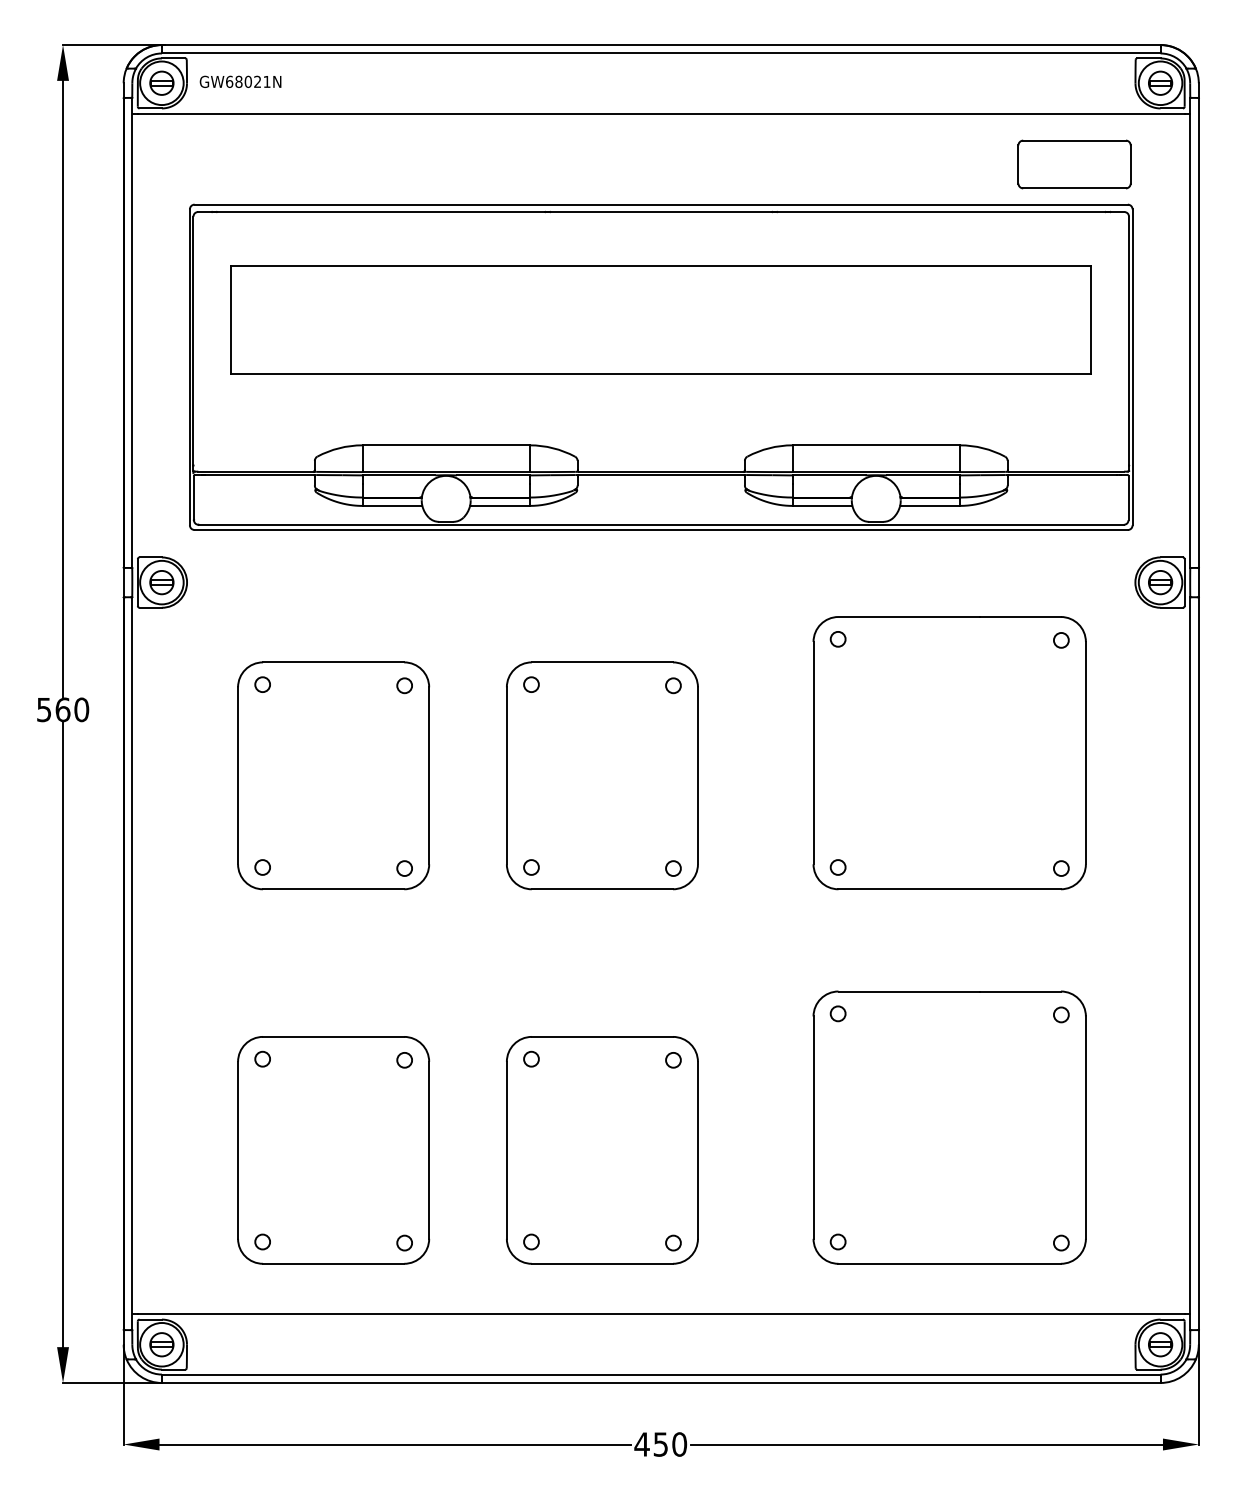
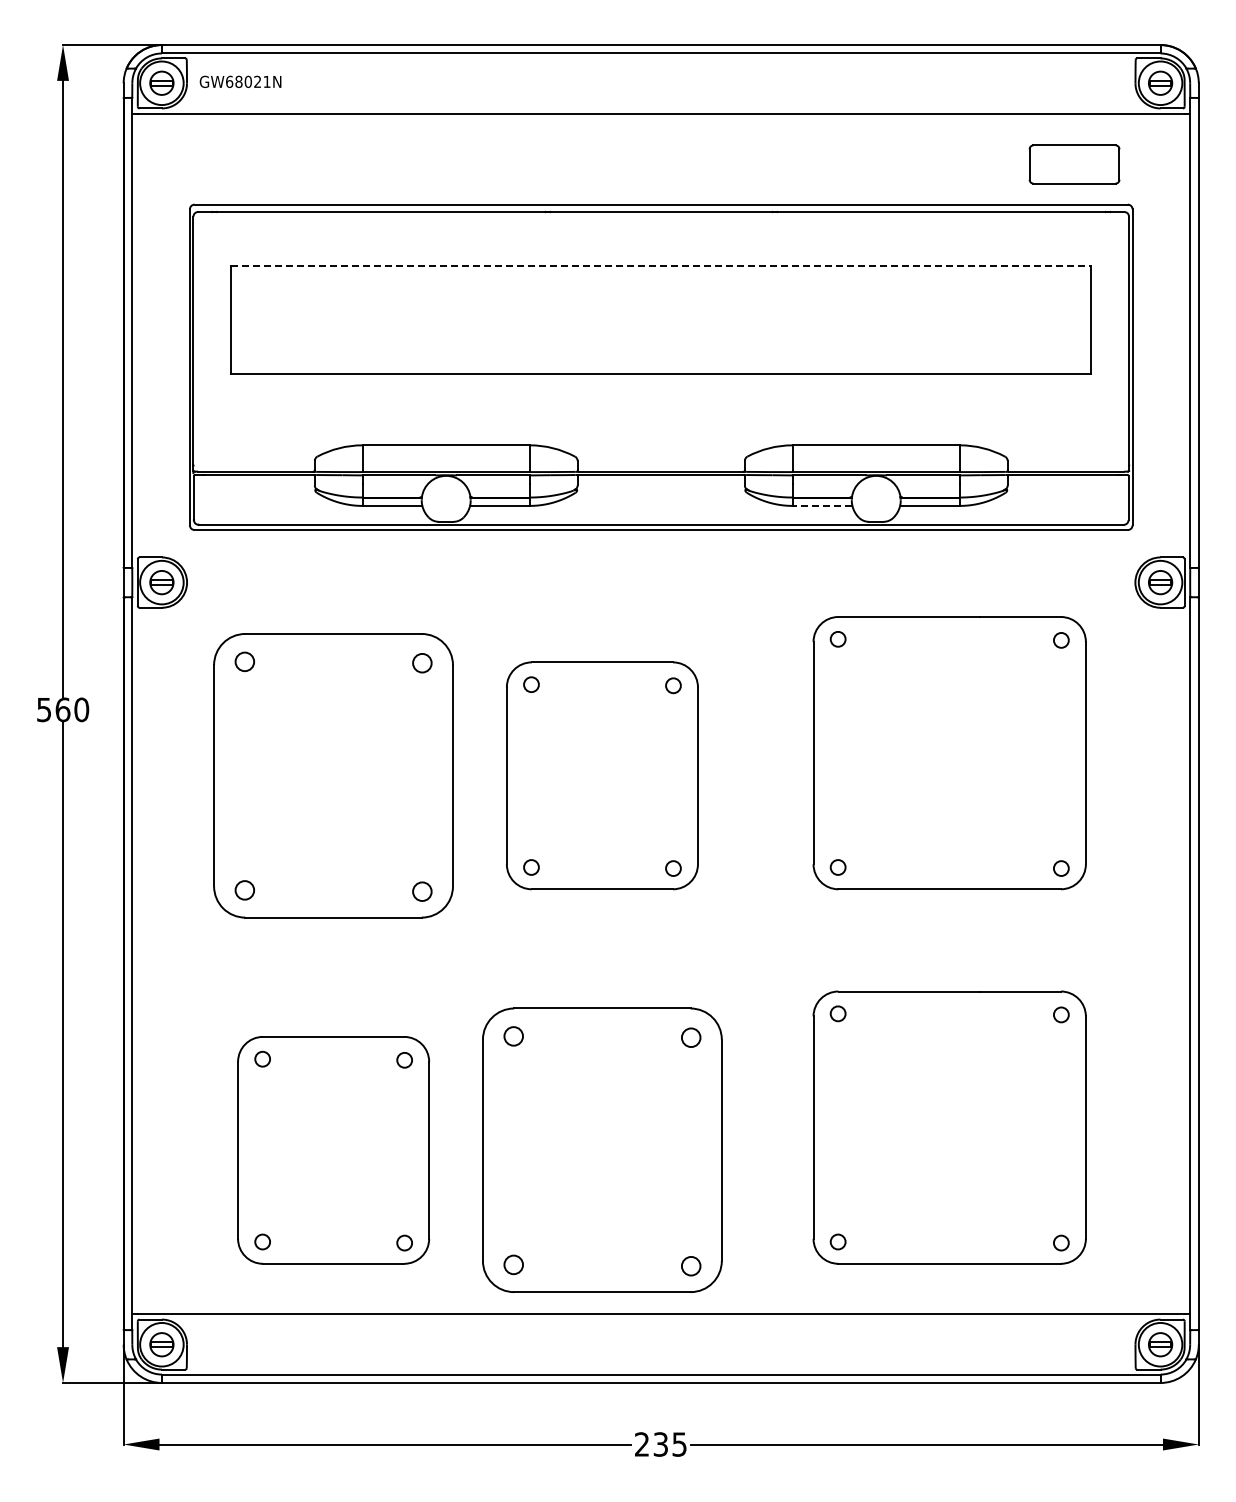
part size: 115x51 px -> 93x41 px (1074, 164)
line: solid -> dashed (661, 266)
line: solid -> dashed (822, 505)
part size: 194x230 px -> 241x286 px (333, 775)
part size: 193x229 px -> 241x286 px (602, 1149)
text: 450 -> 235 (660, 1444)
